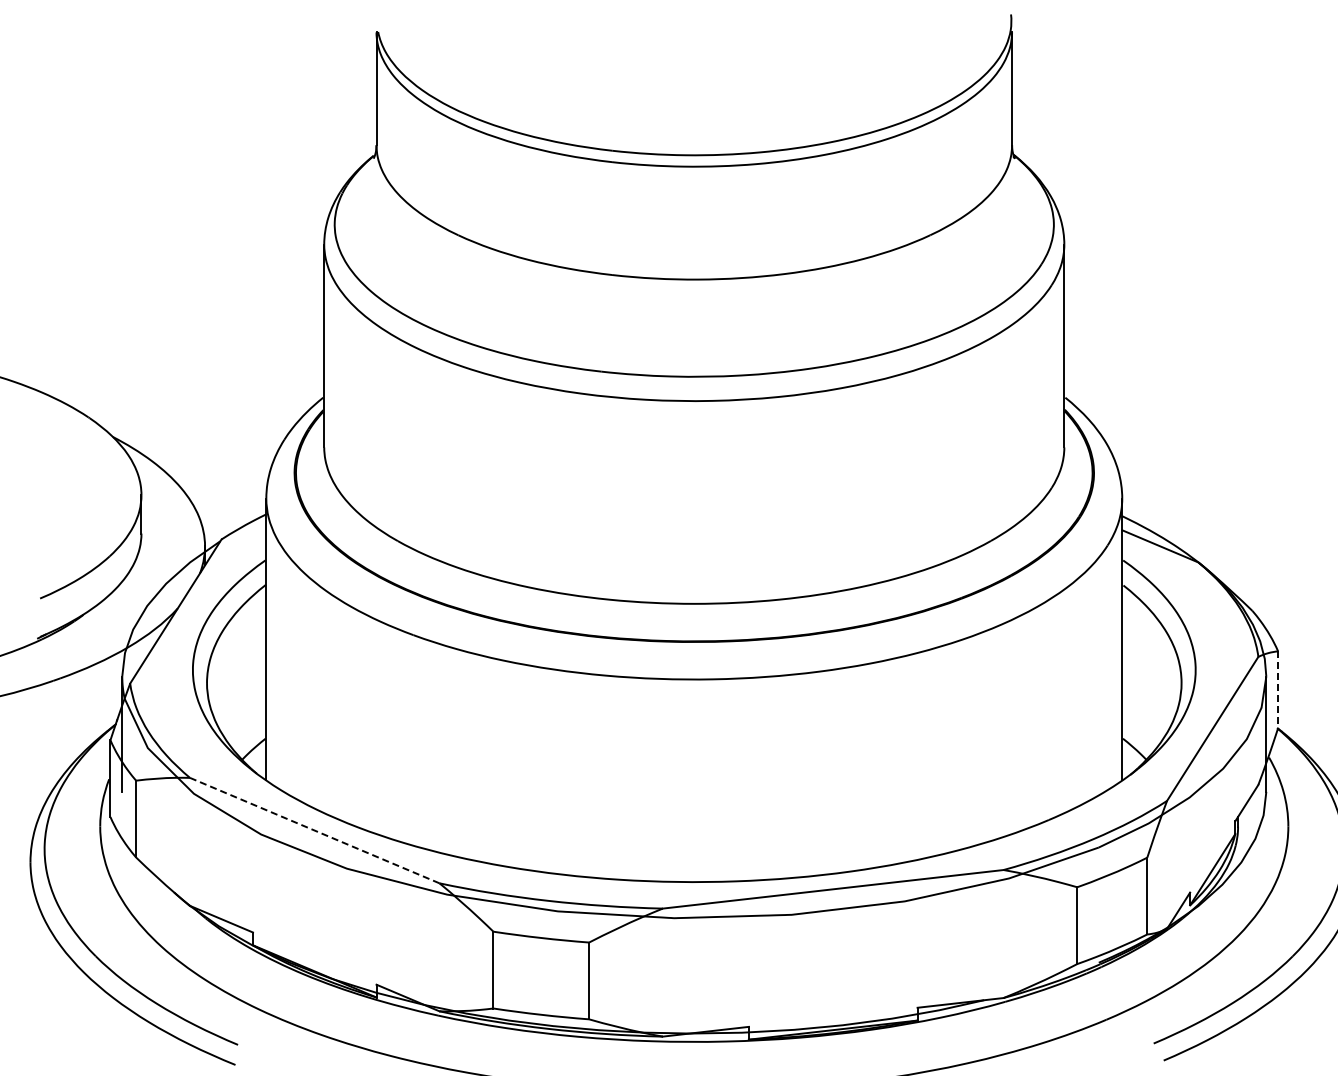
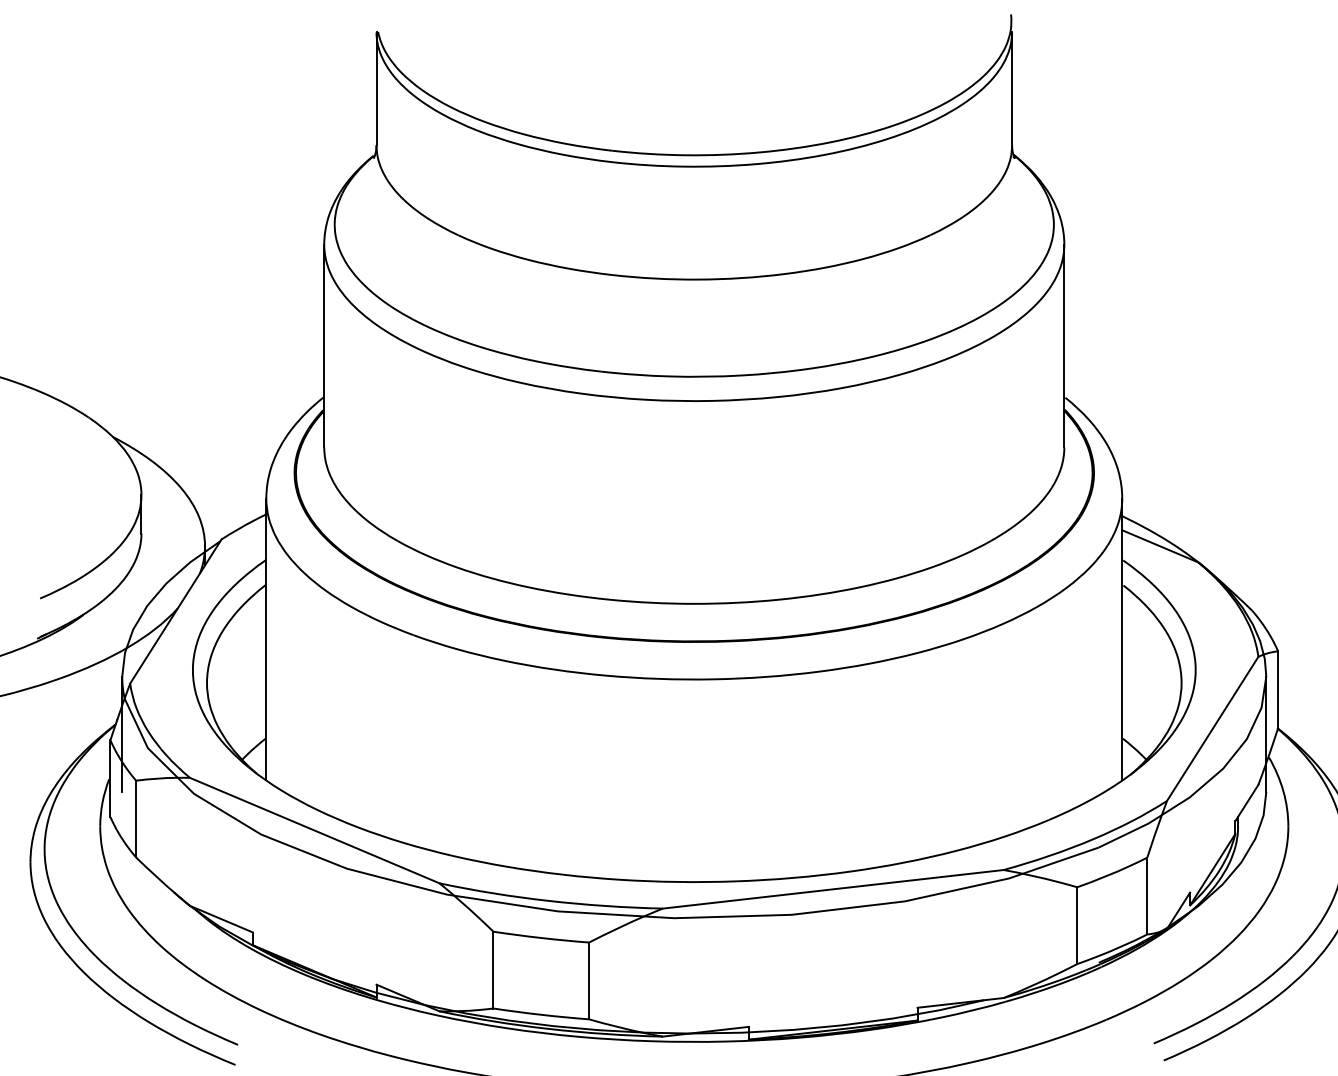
line: dashed -> solid (1278, 690)
line: dashed -> solid (314, 830)
